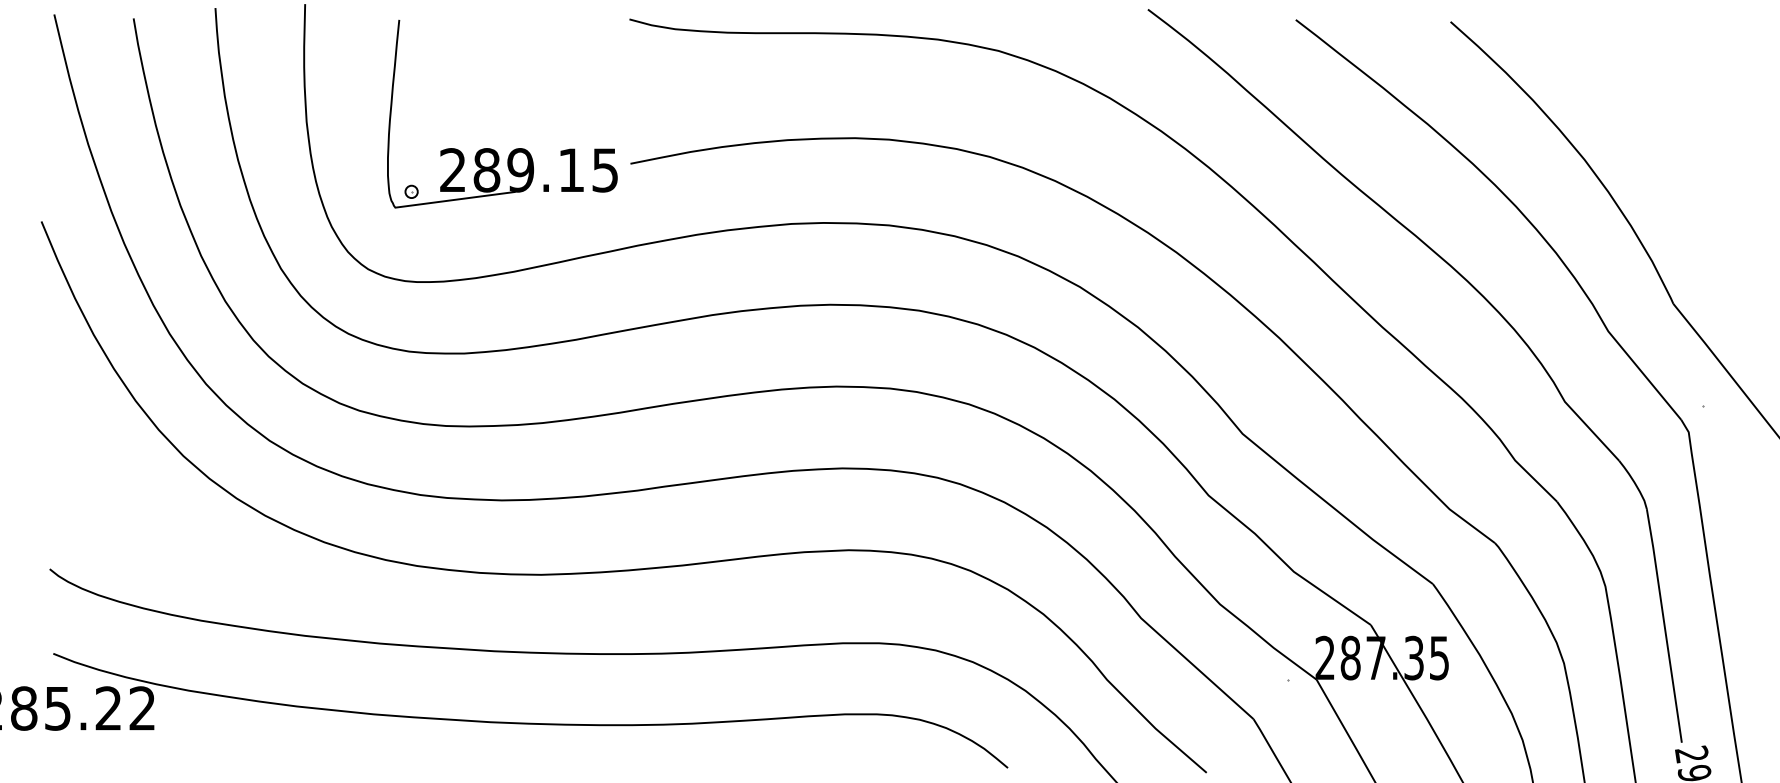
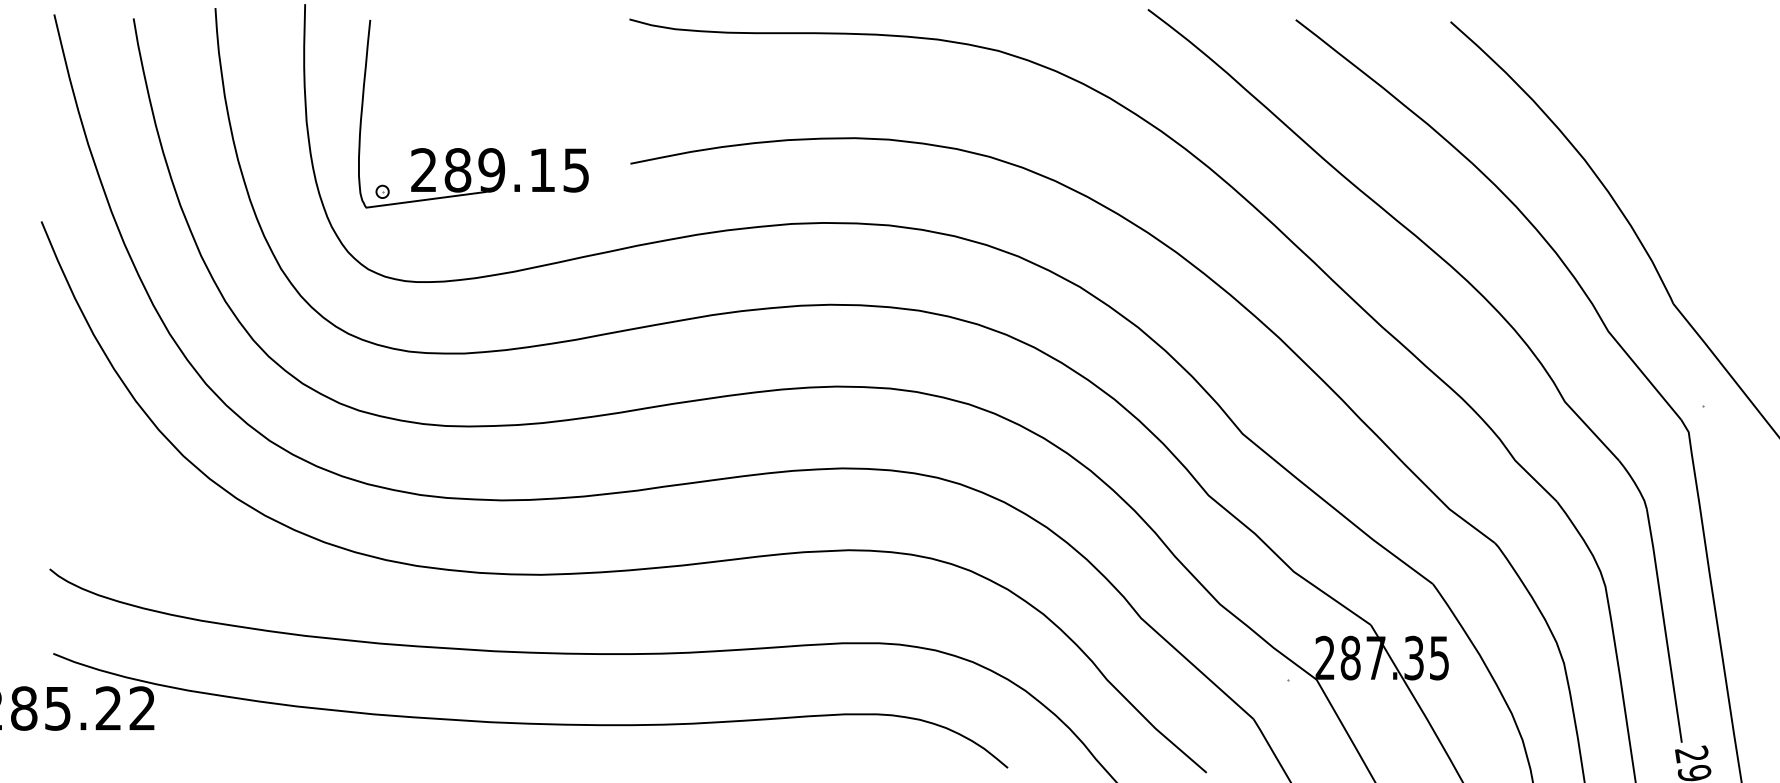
part position: (491, 148) -> (462, 148) (462, 148)
